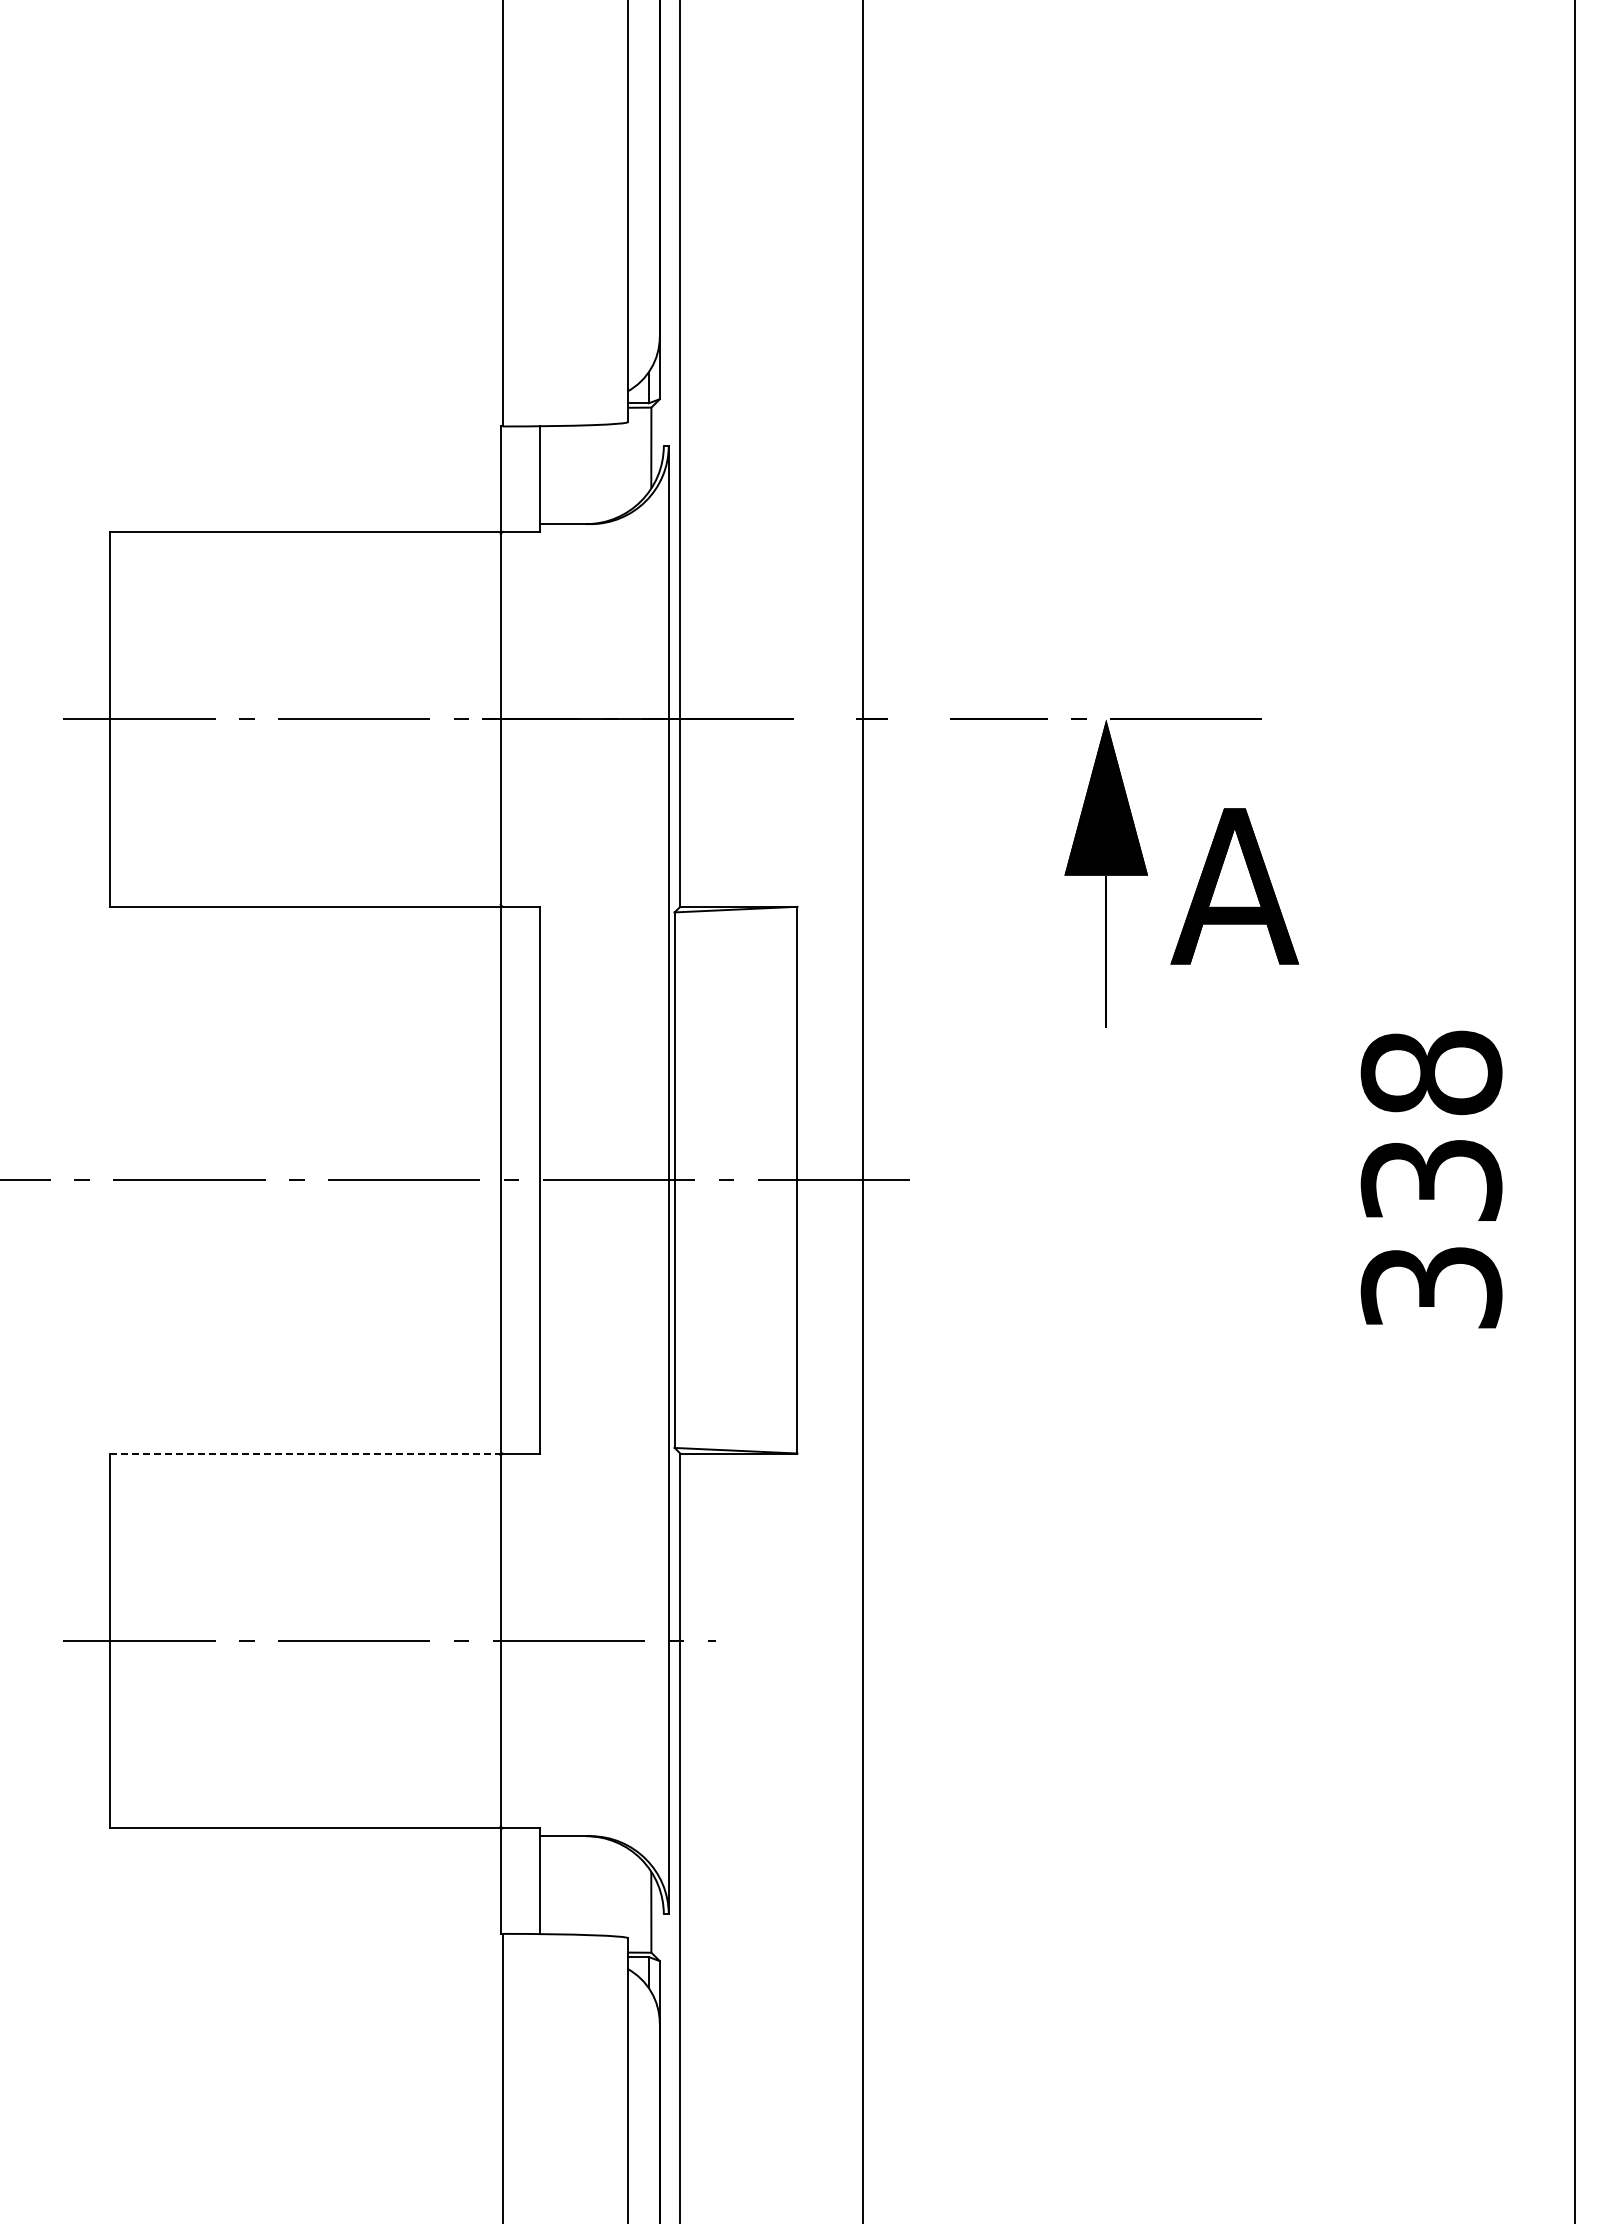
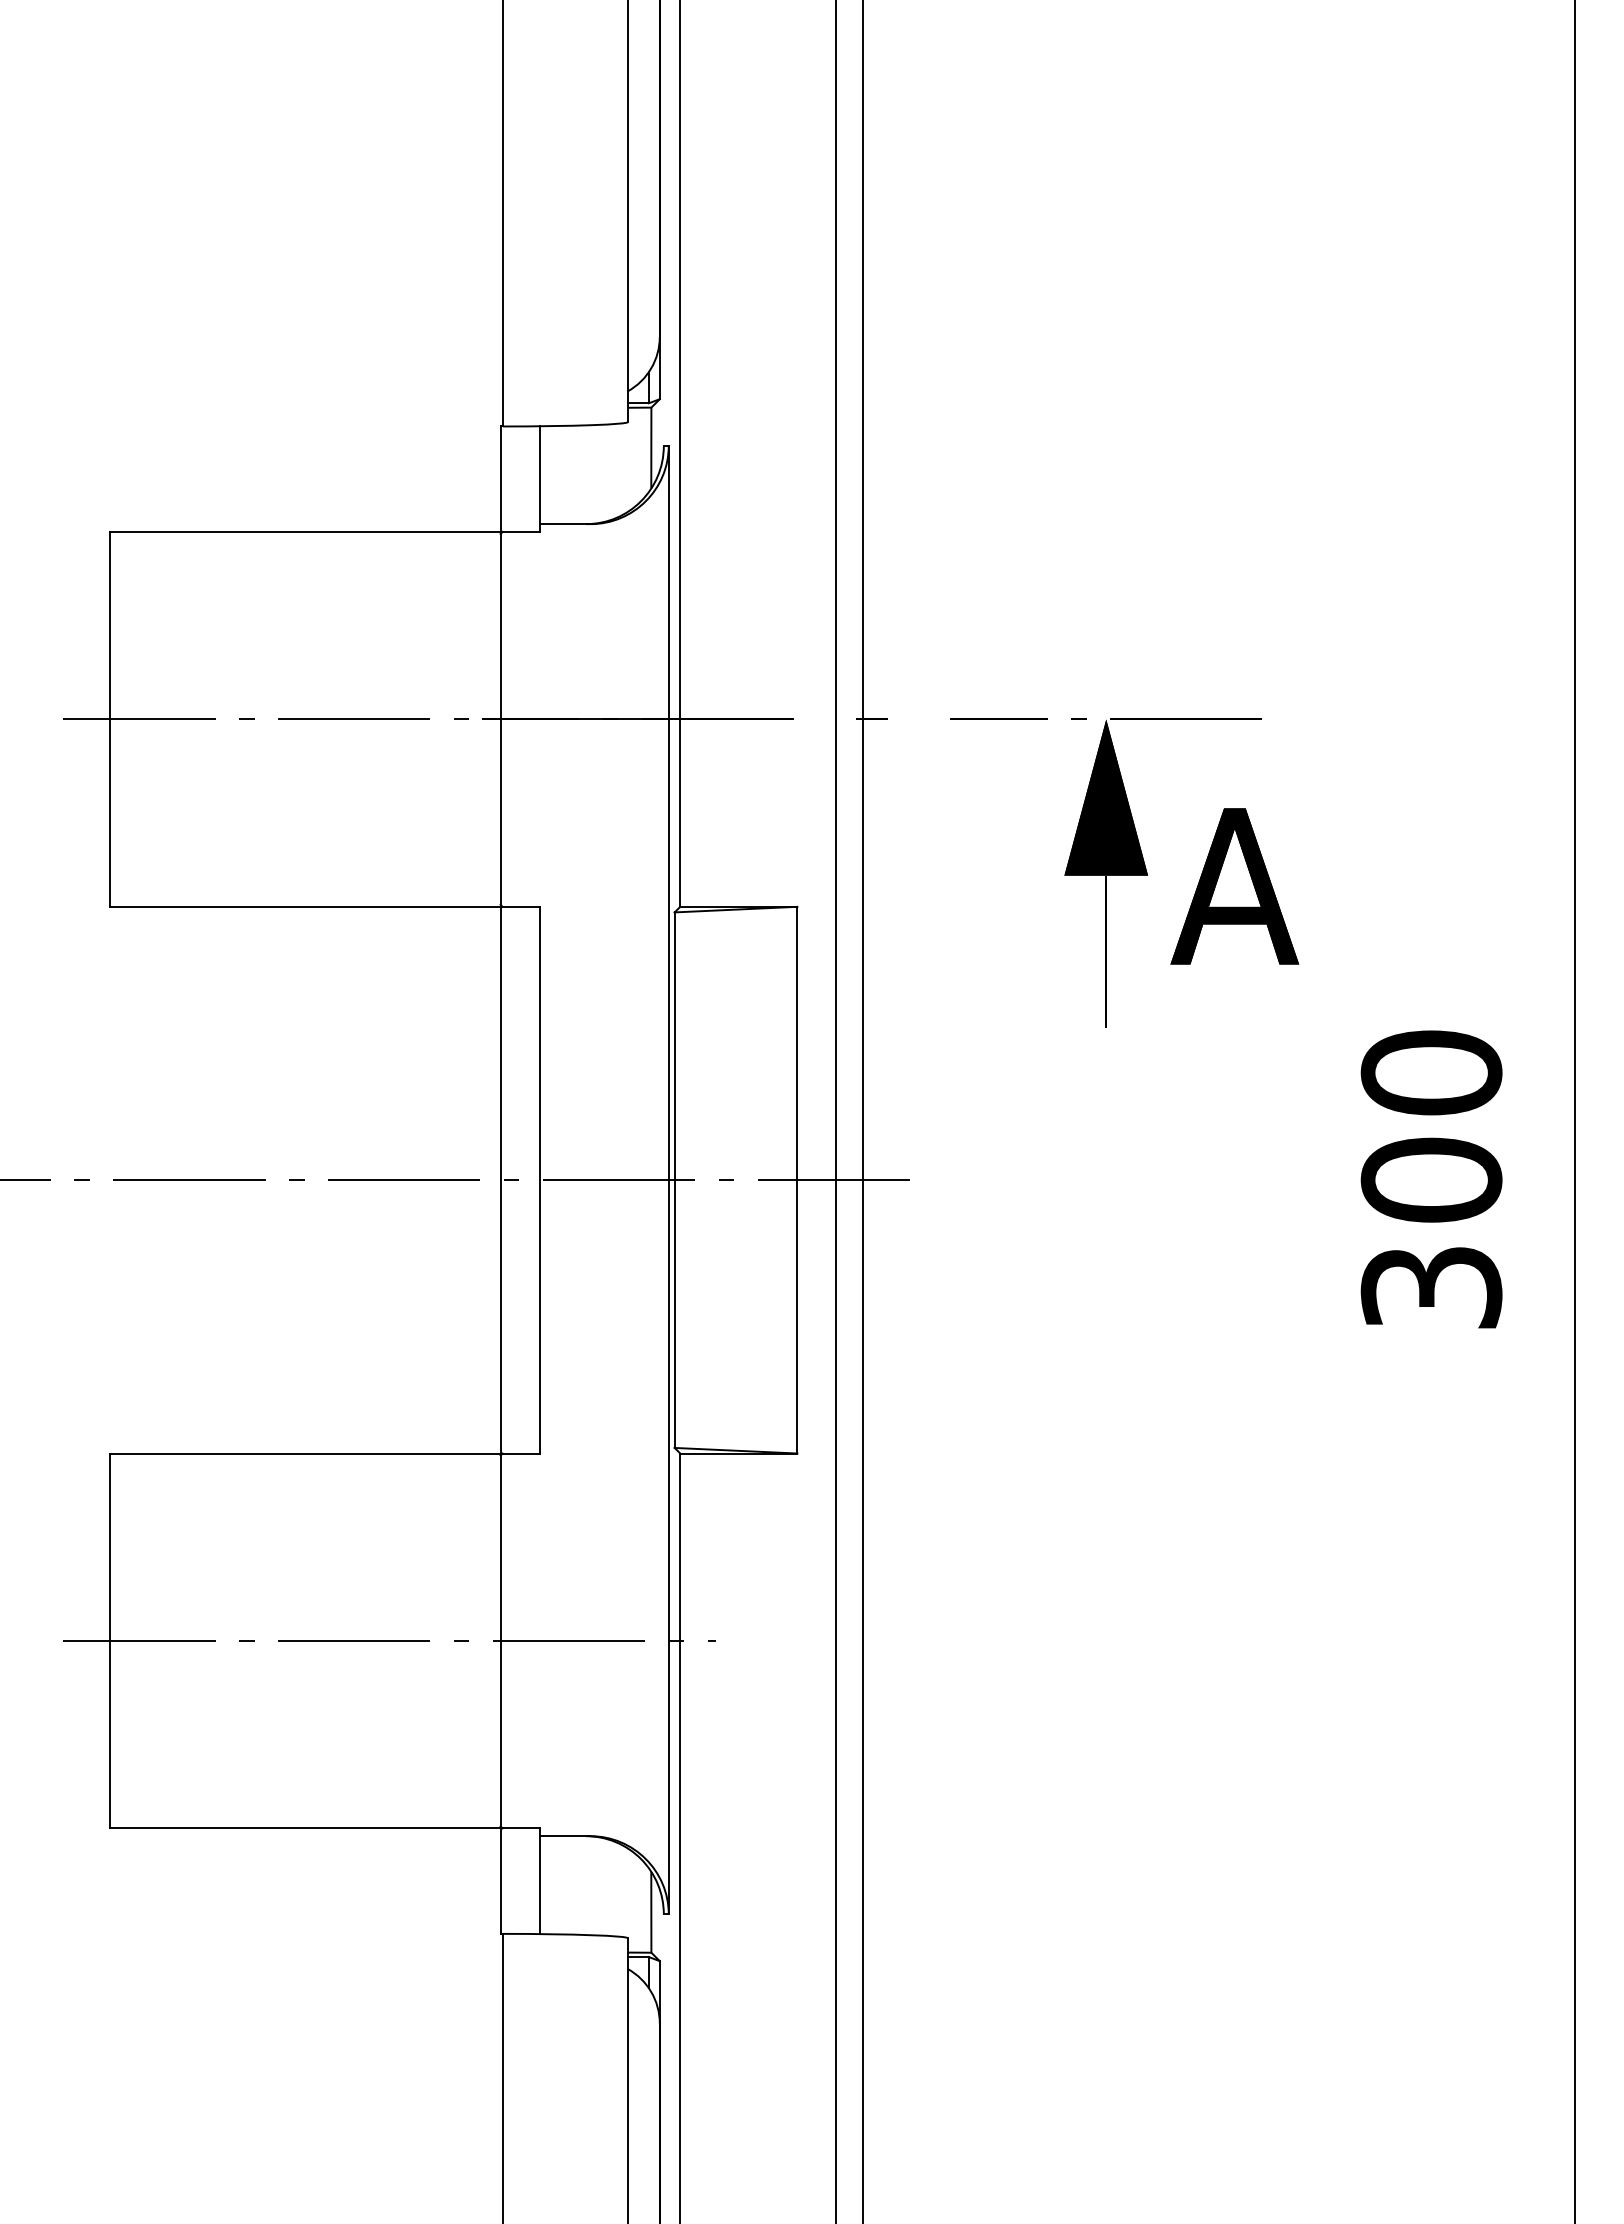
line: none -> present (836, 1111)
text: 338 -> 300 (1431, 1126)
line: dashed -> solid (305, 1453)
